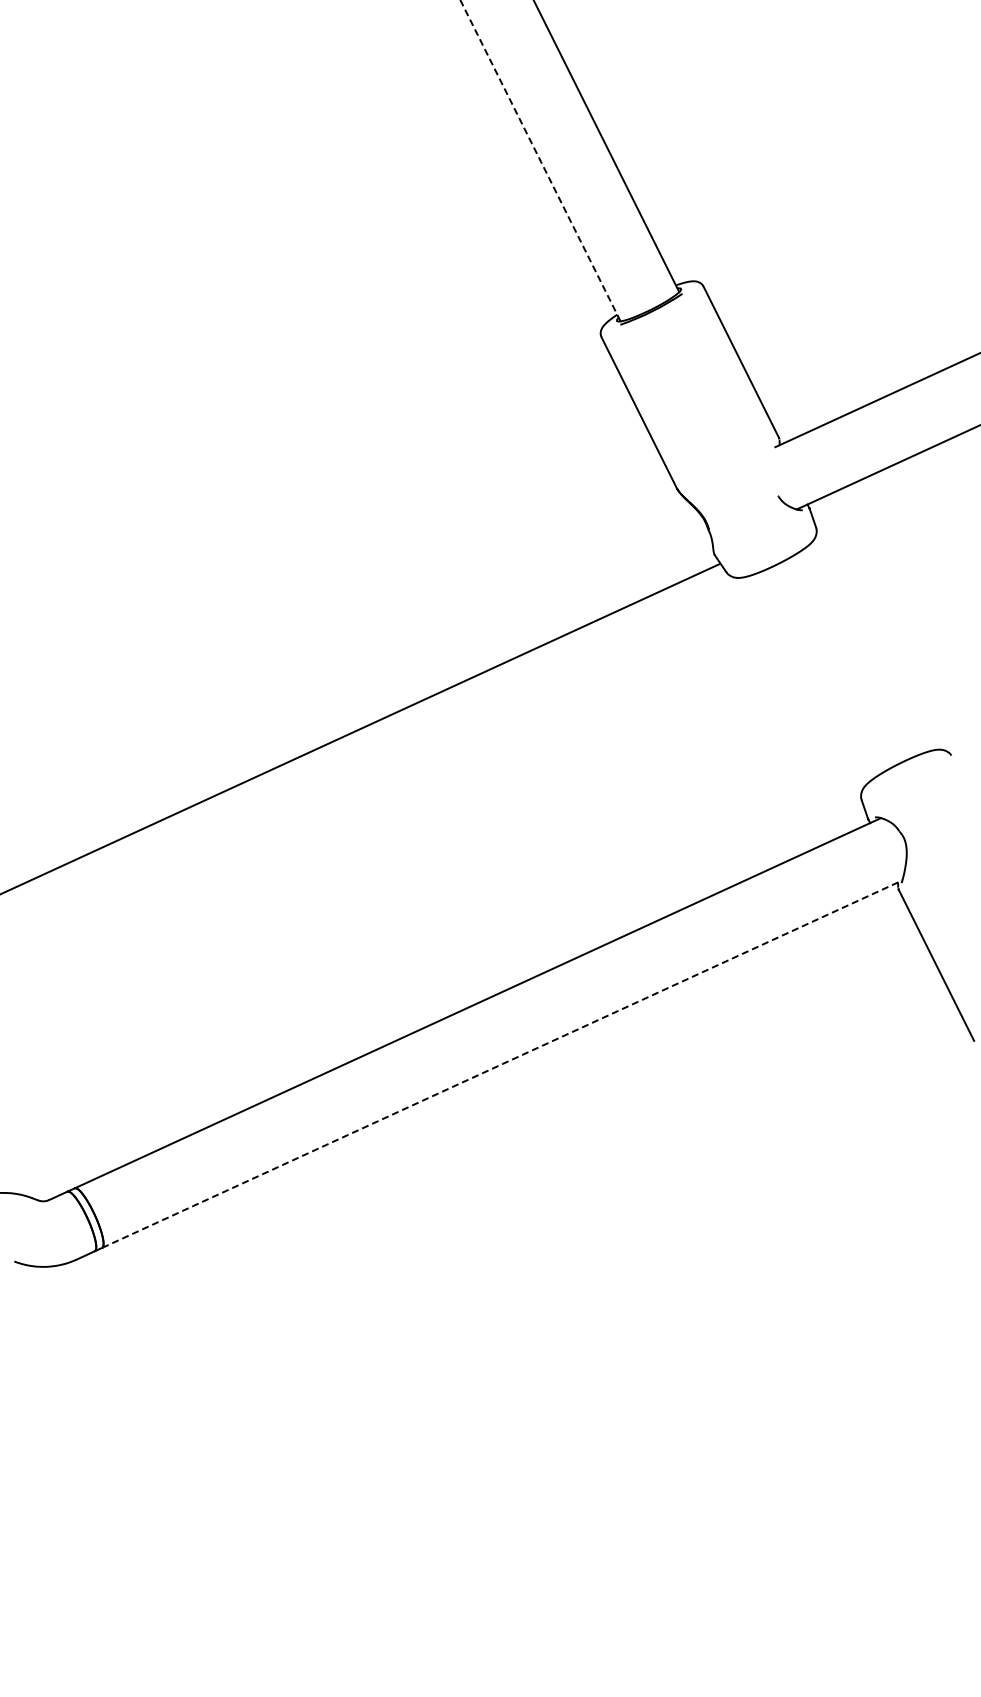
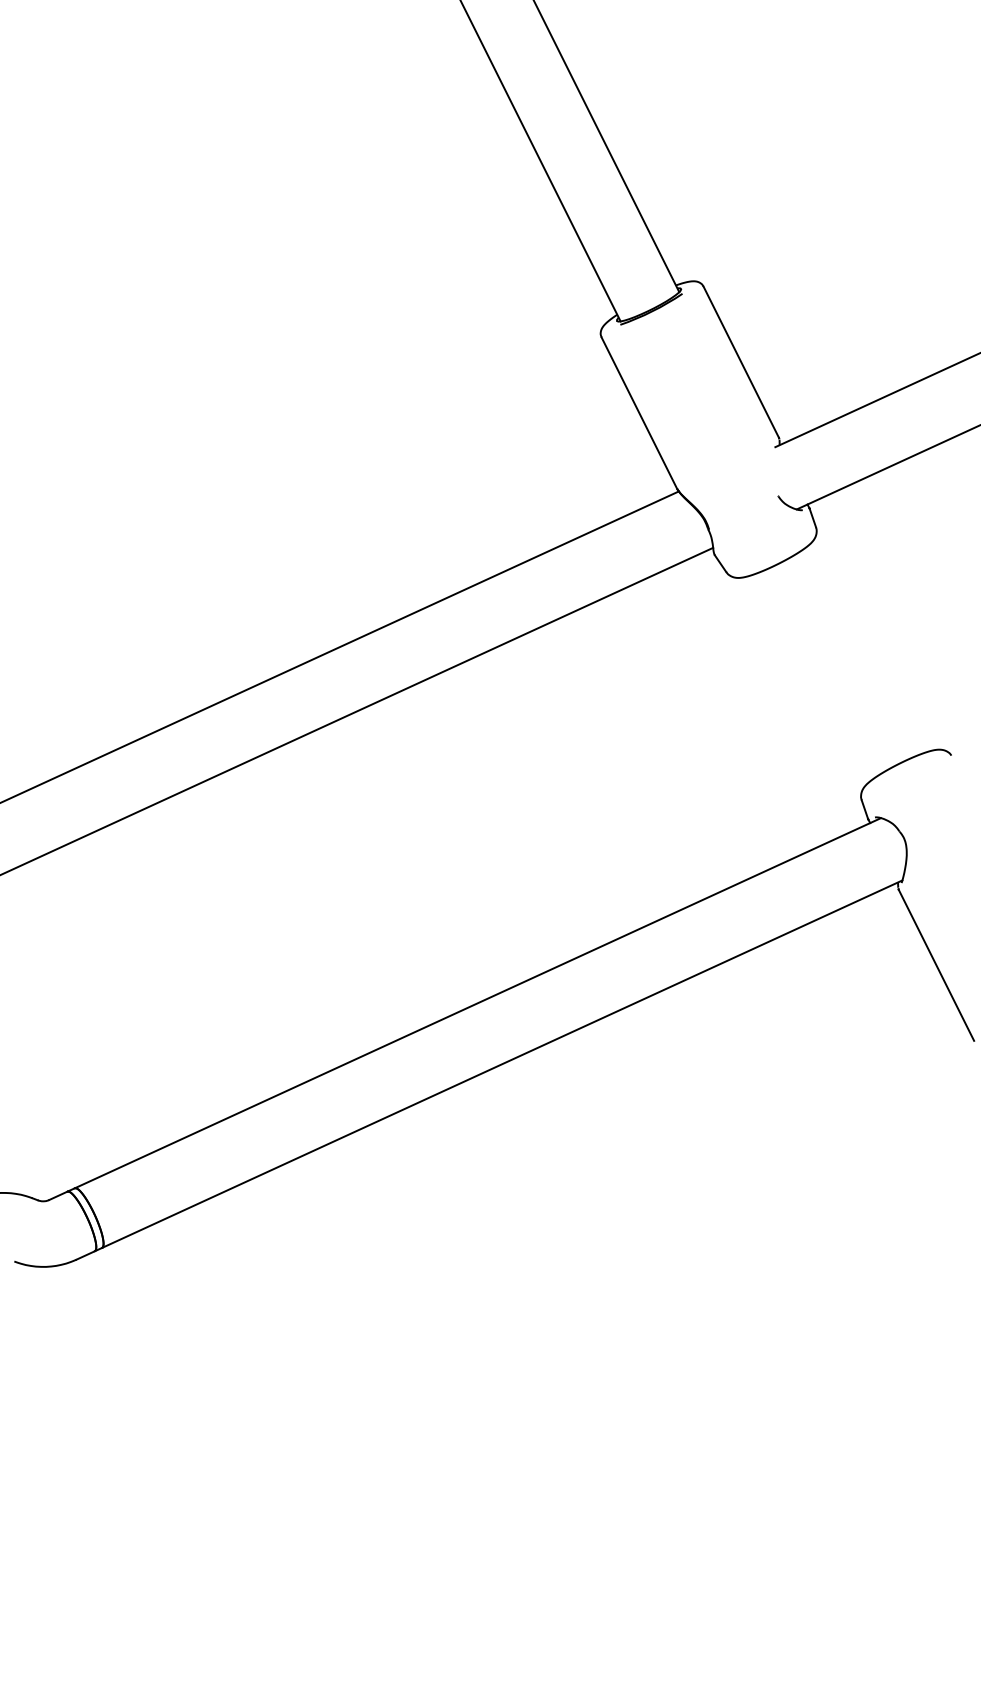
line: dashed -> solid (540, 161)
line: none -> present (340, 646)
line position: (361, 728) -> (357, 710) (357, 710)
line: dashed -> solid (502, 1063)
